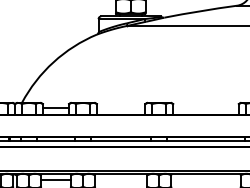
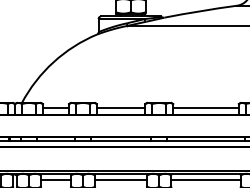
line: none -> present (120, 108)
line: none -> present (205, 108)
line: none -> present (121, 179)
line: none -> present (205, 179)
